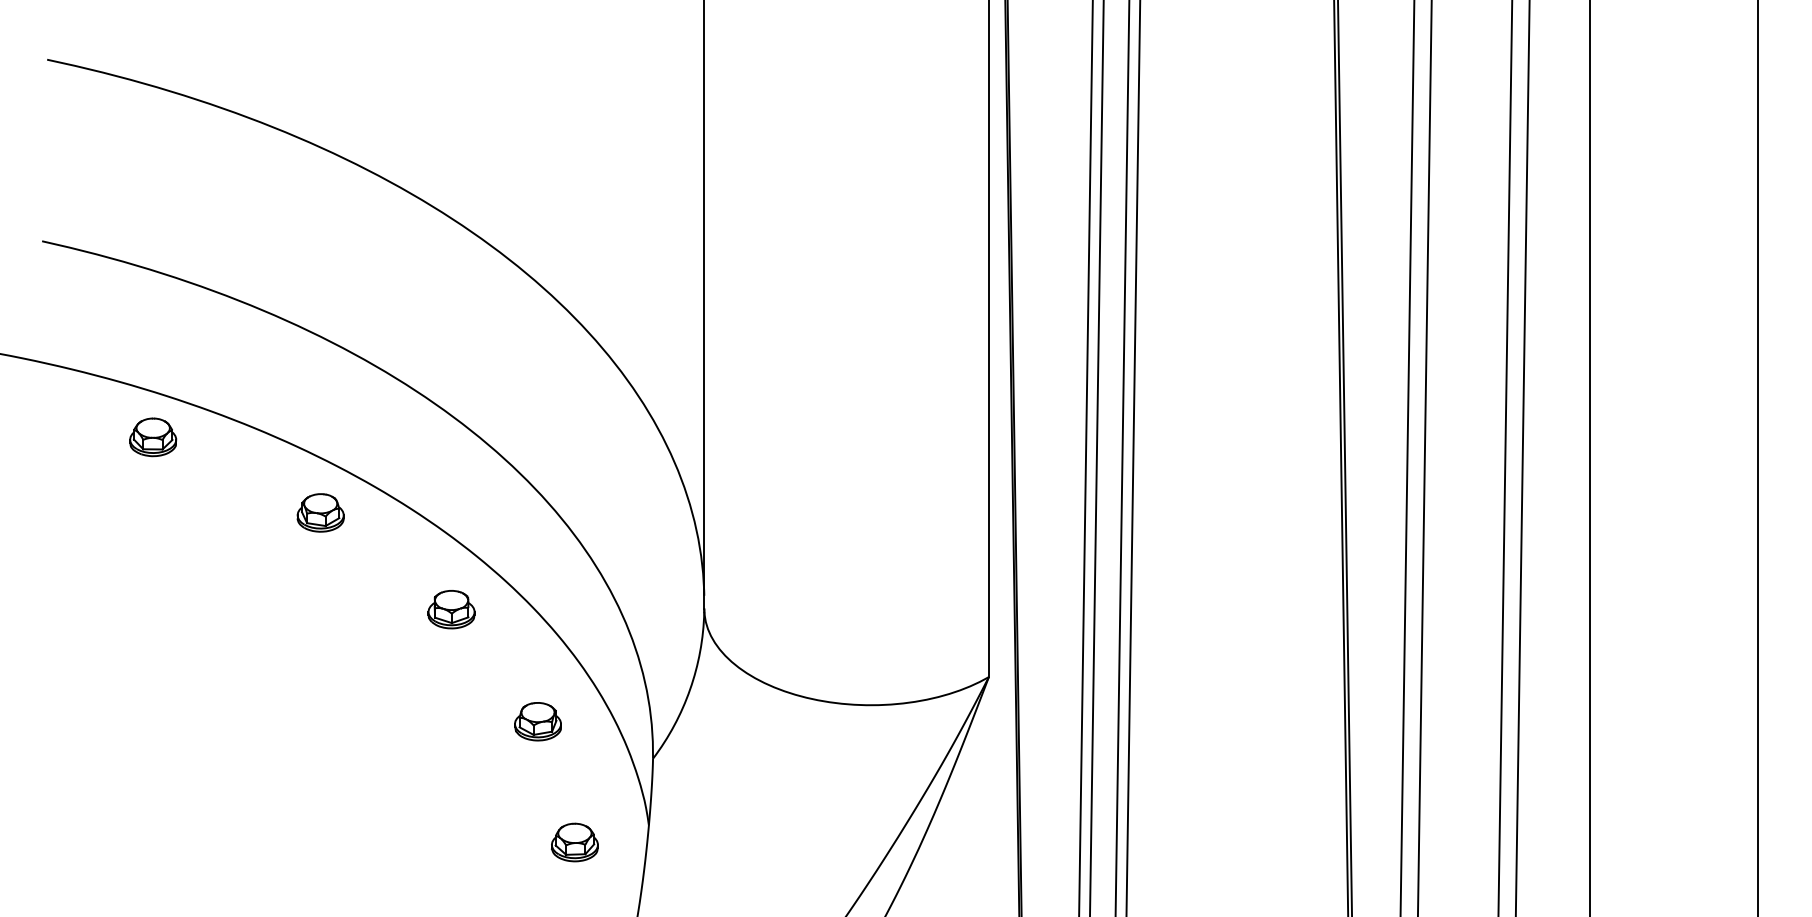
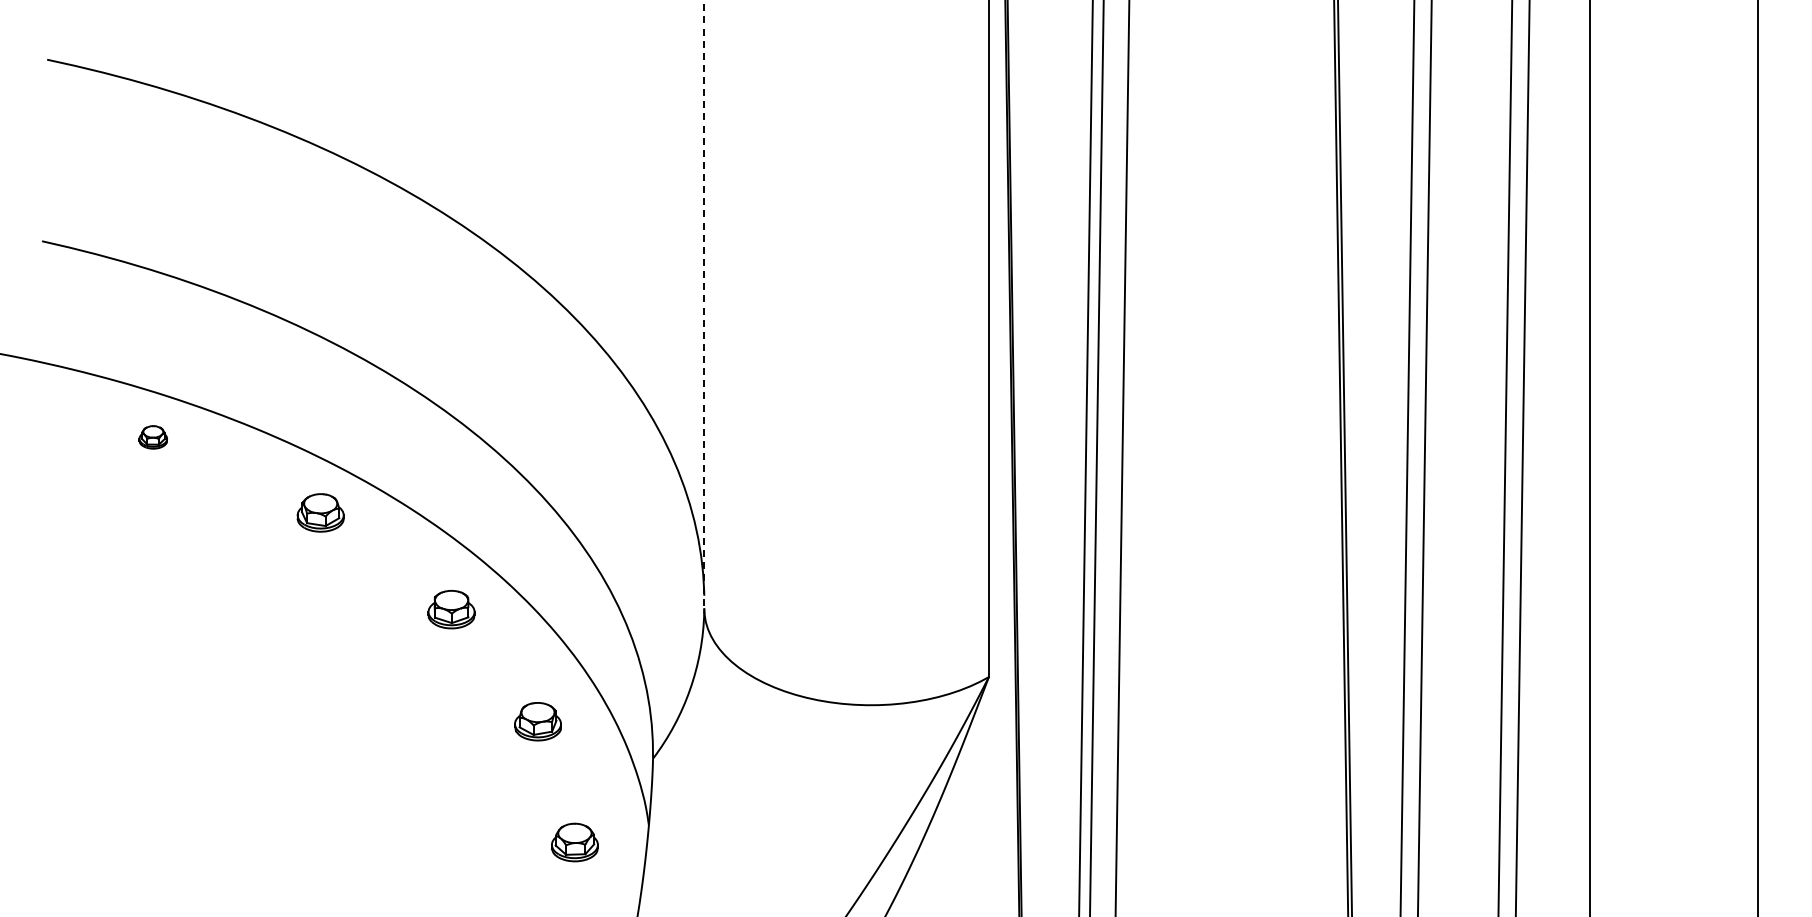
line: solid -> dashed (704, 305)
part size: 49x41 px -> 30x25 px (152, 437)
line: present -> none (1133, 457)
